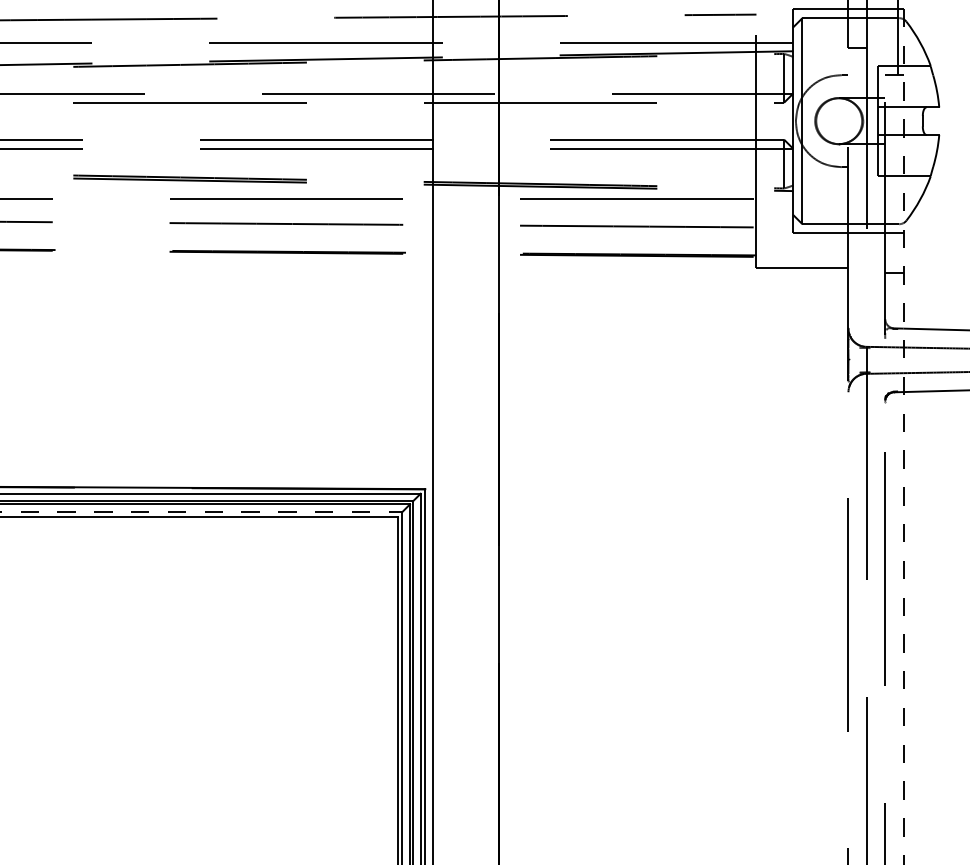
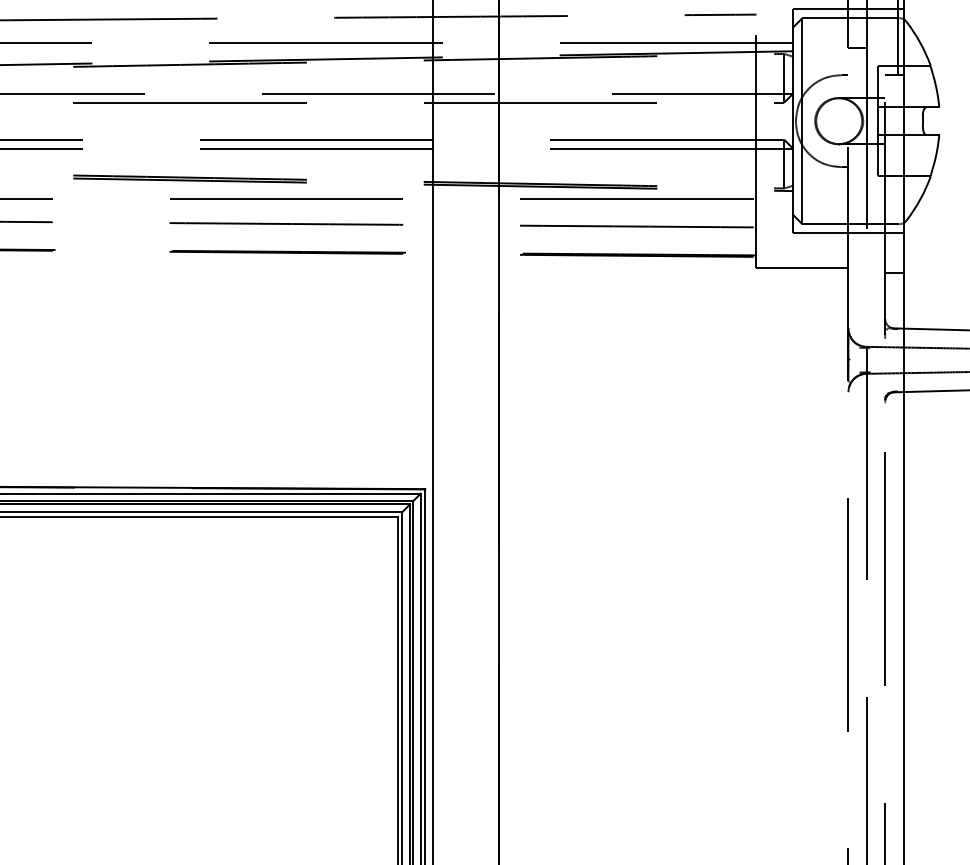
line: dashed -> solid (903, 432)
line: dashed -> solid (201, 512)
